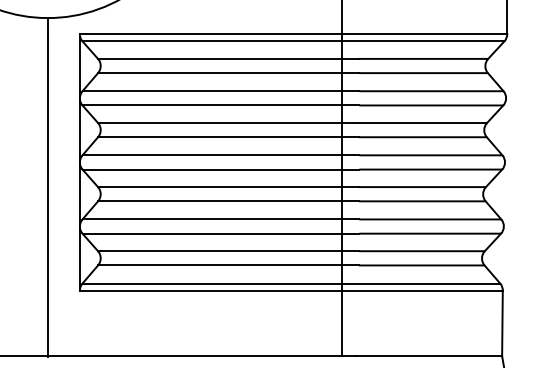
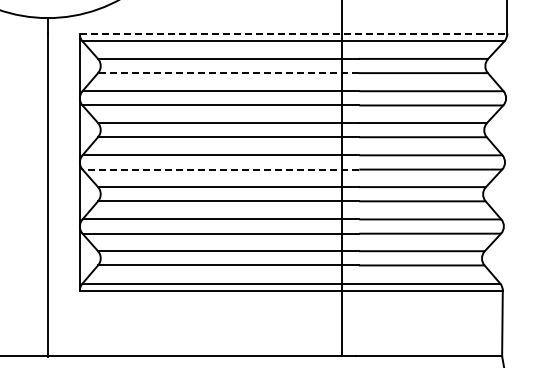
line: solid -> dashed (293, 34)
line: solid -> dashed (228, 73)
line: solid -> dashed (220, 169)
